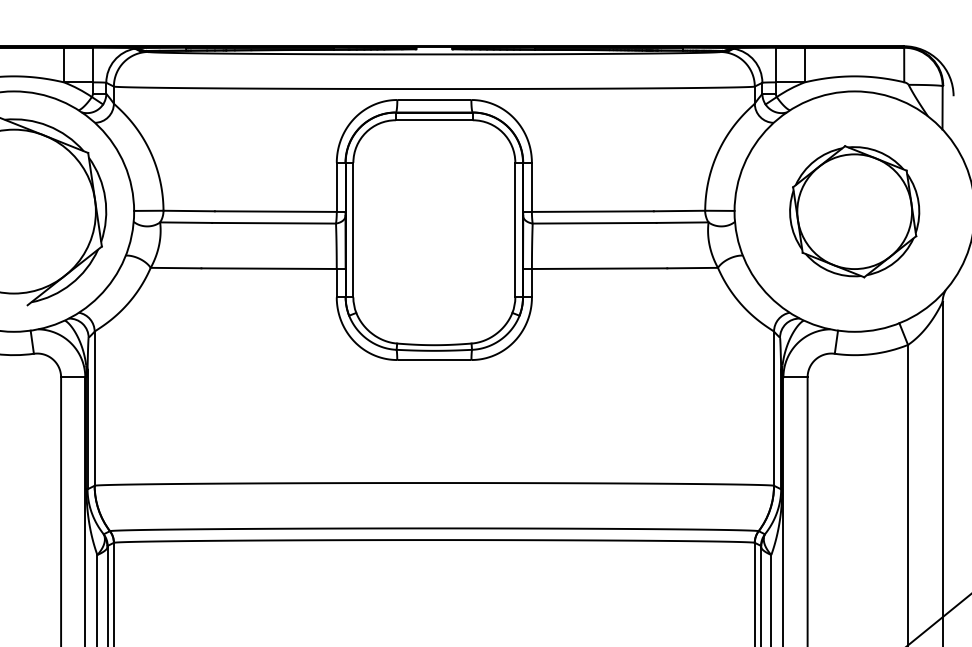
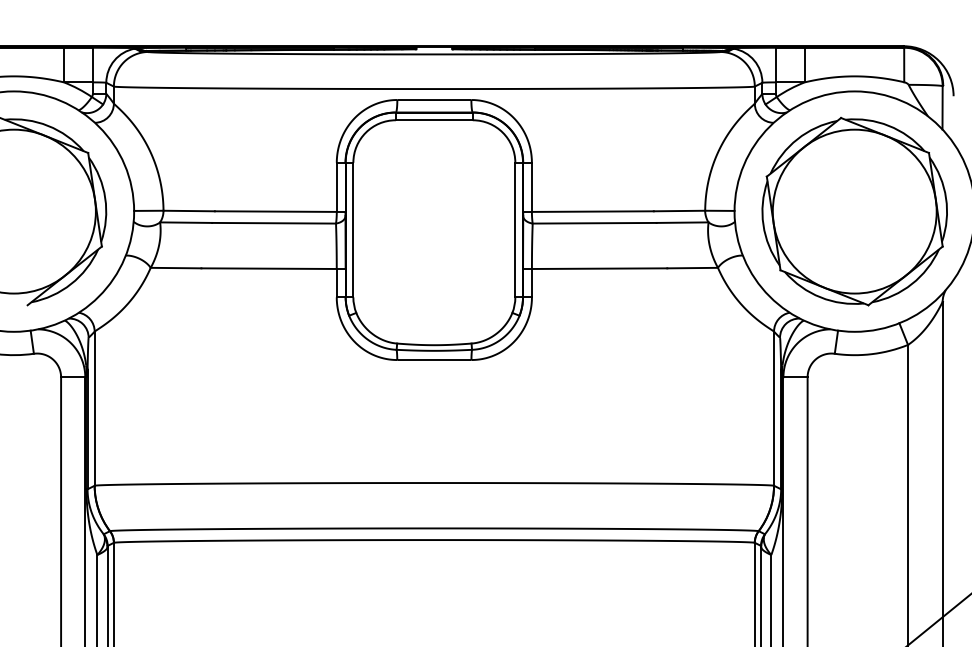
part size: 132x134 px -> 187x190 px (854, 211)
